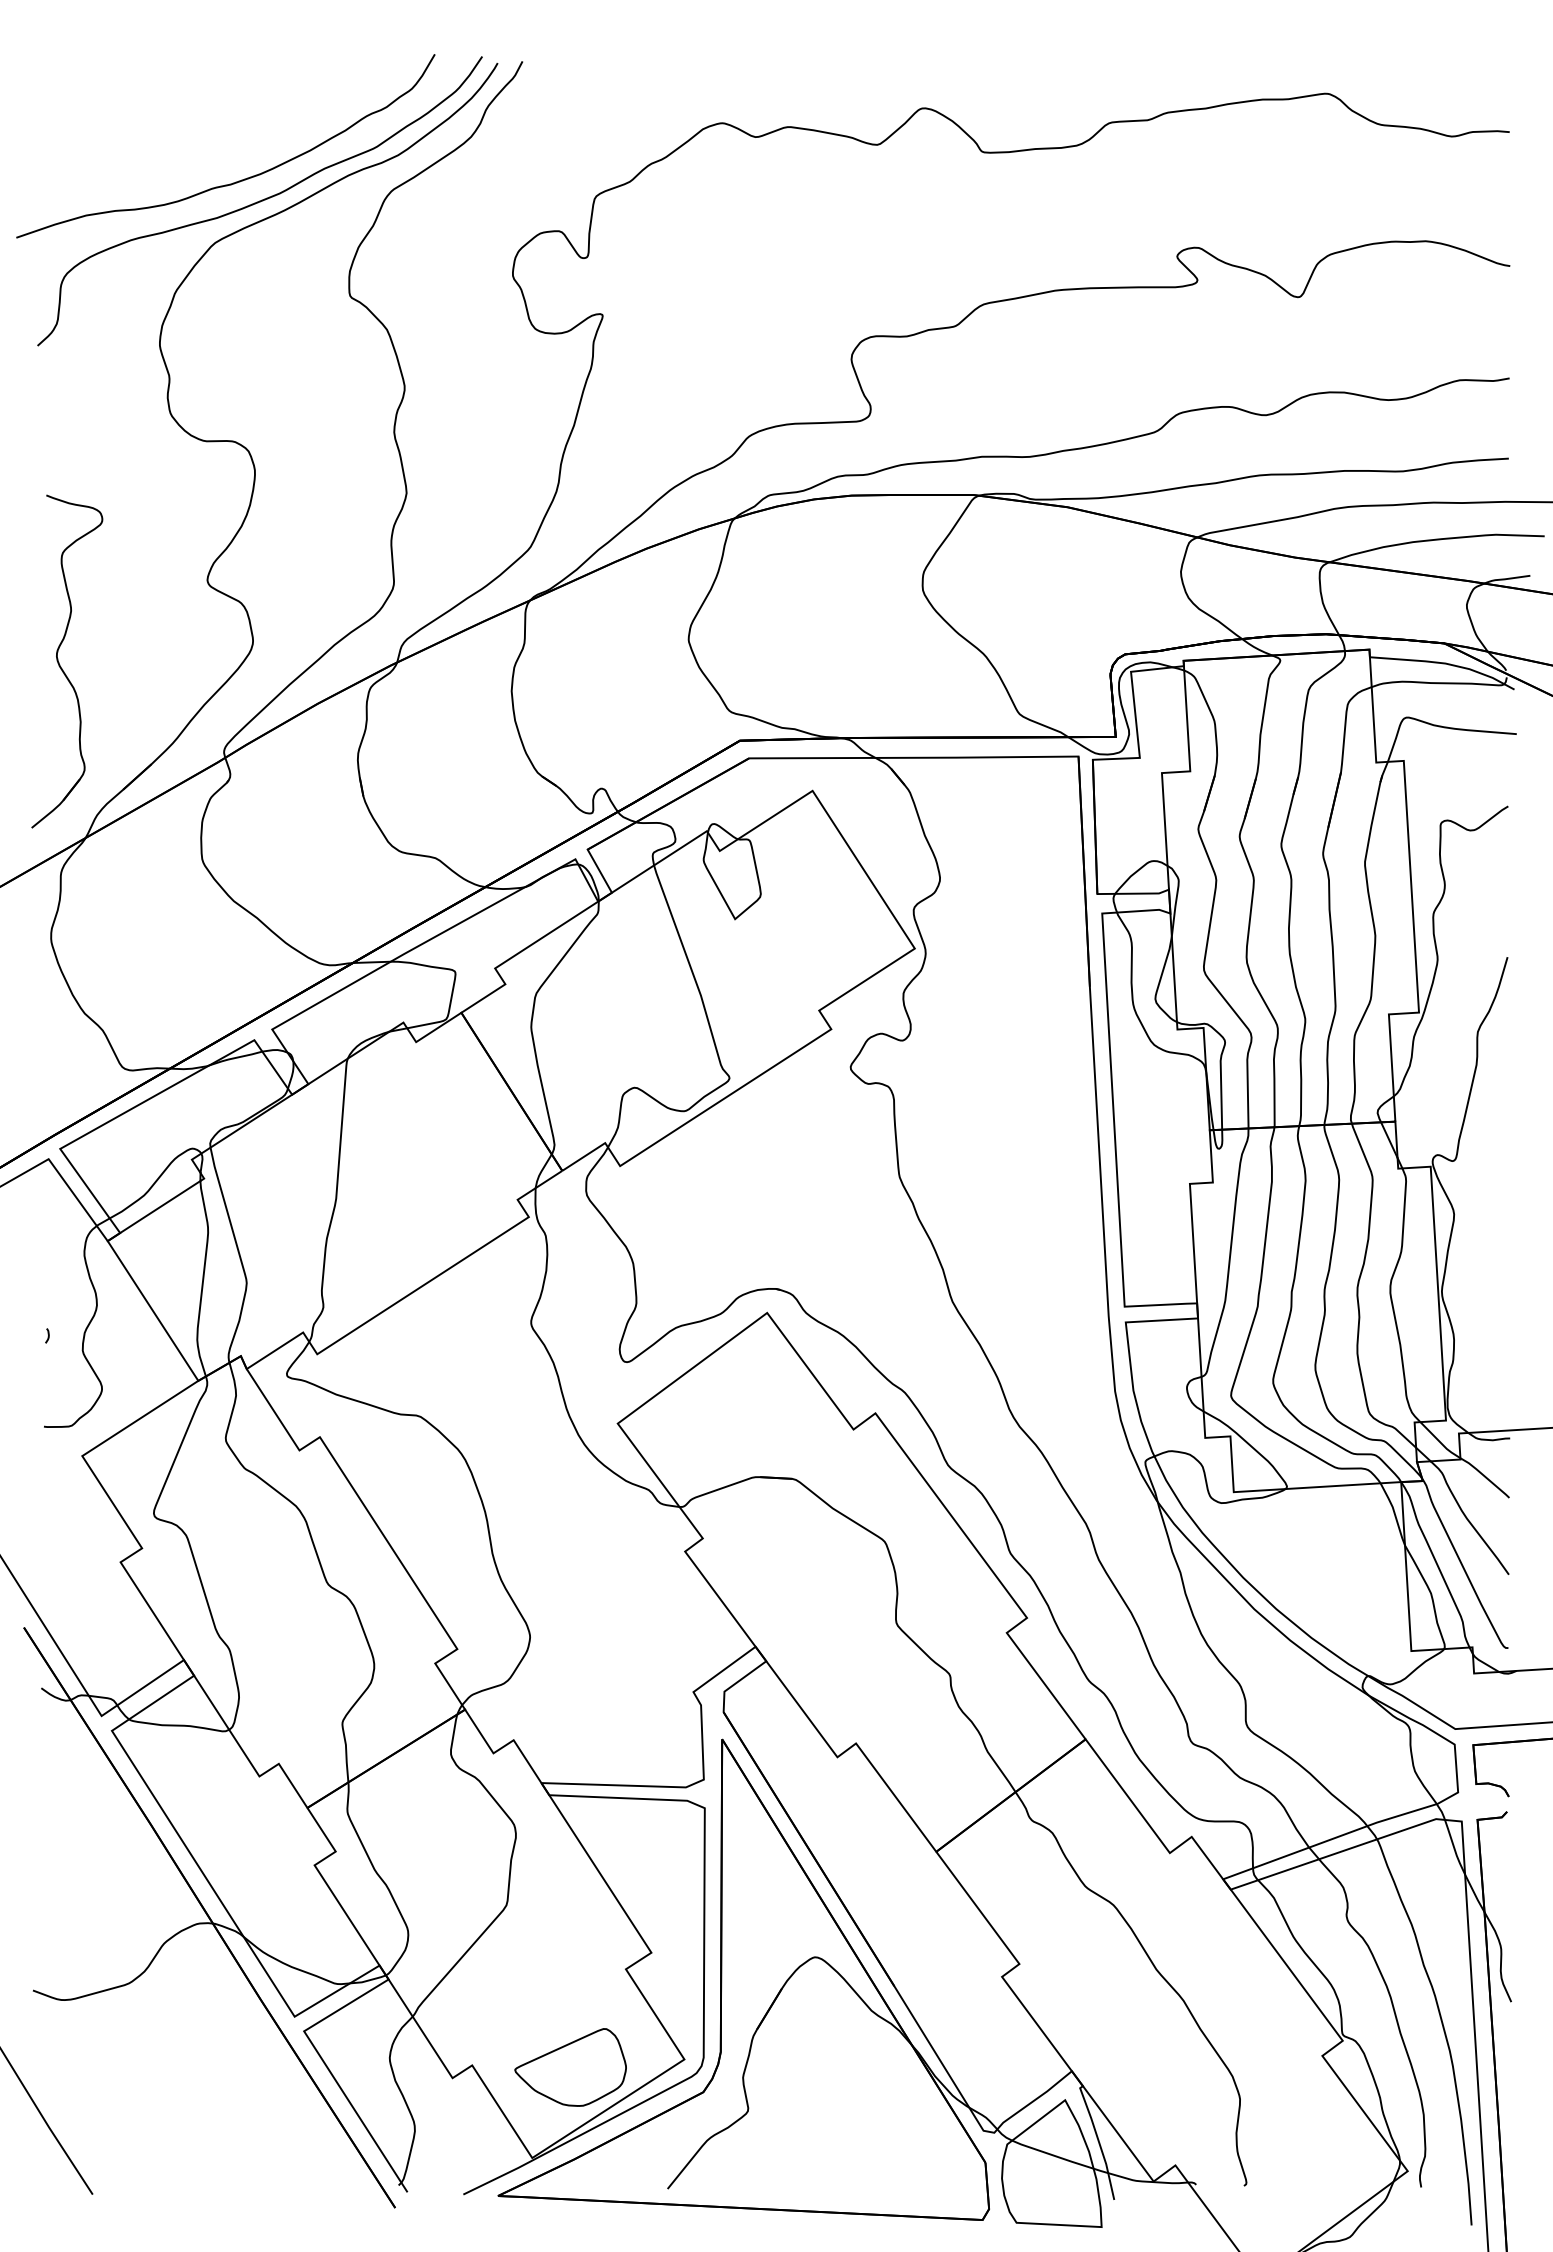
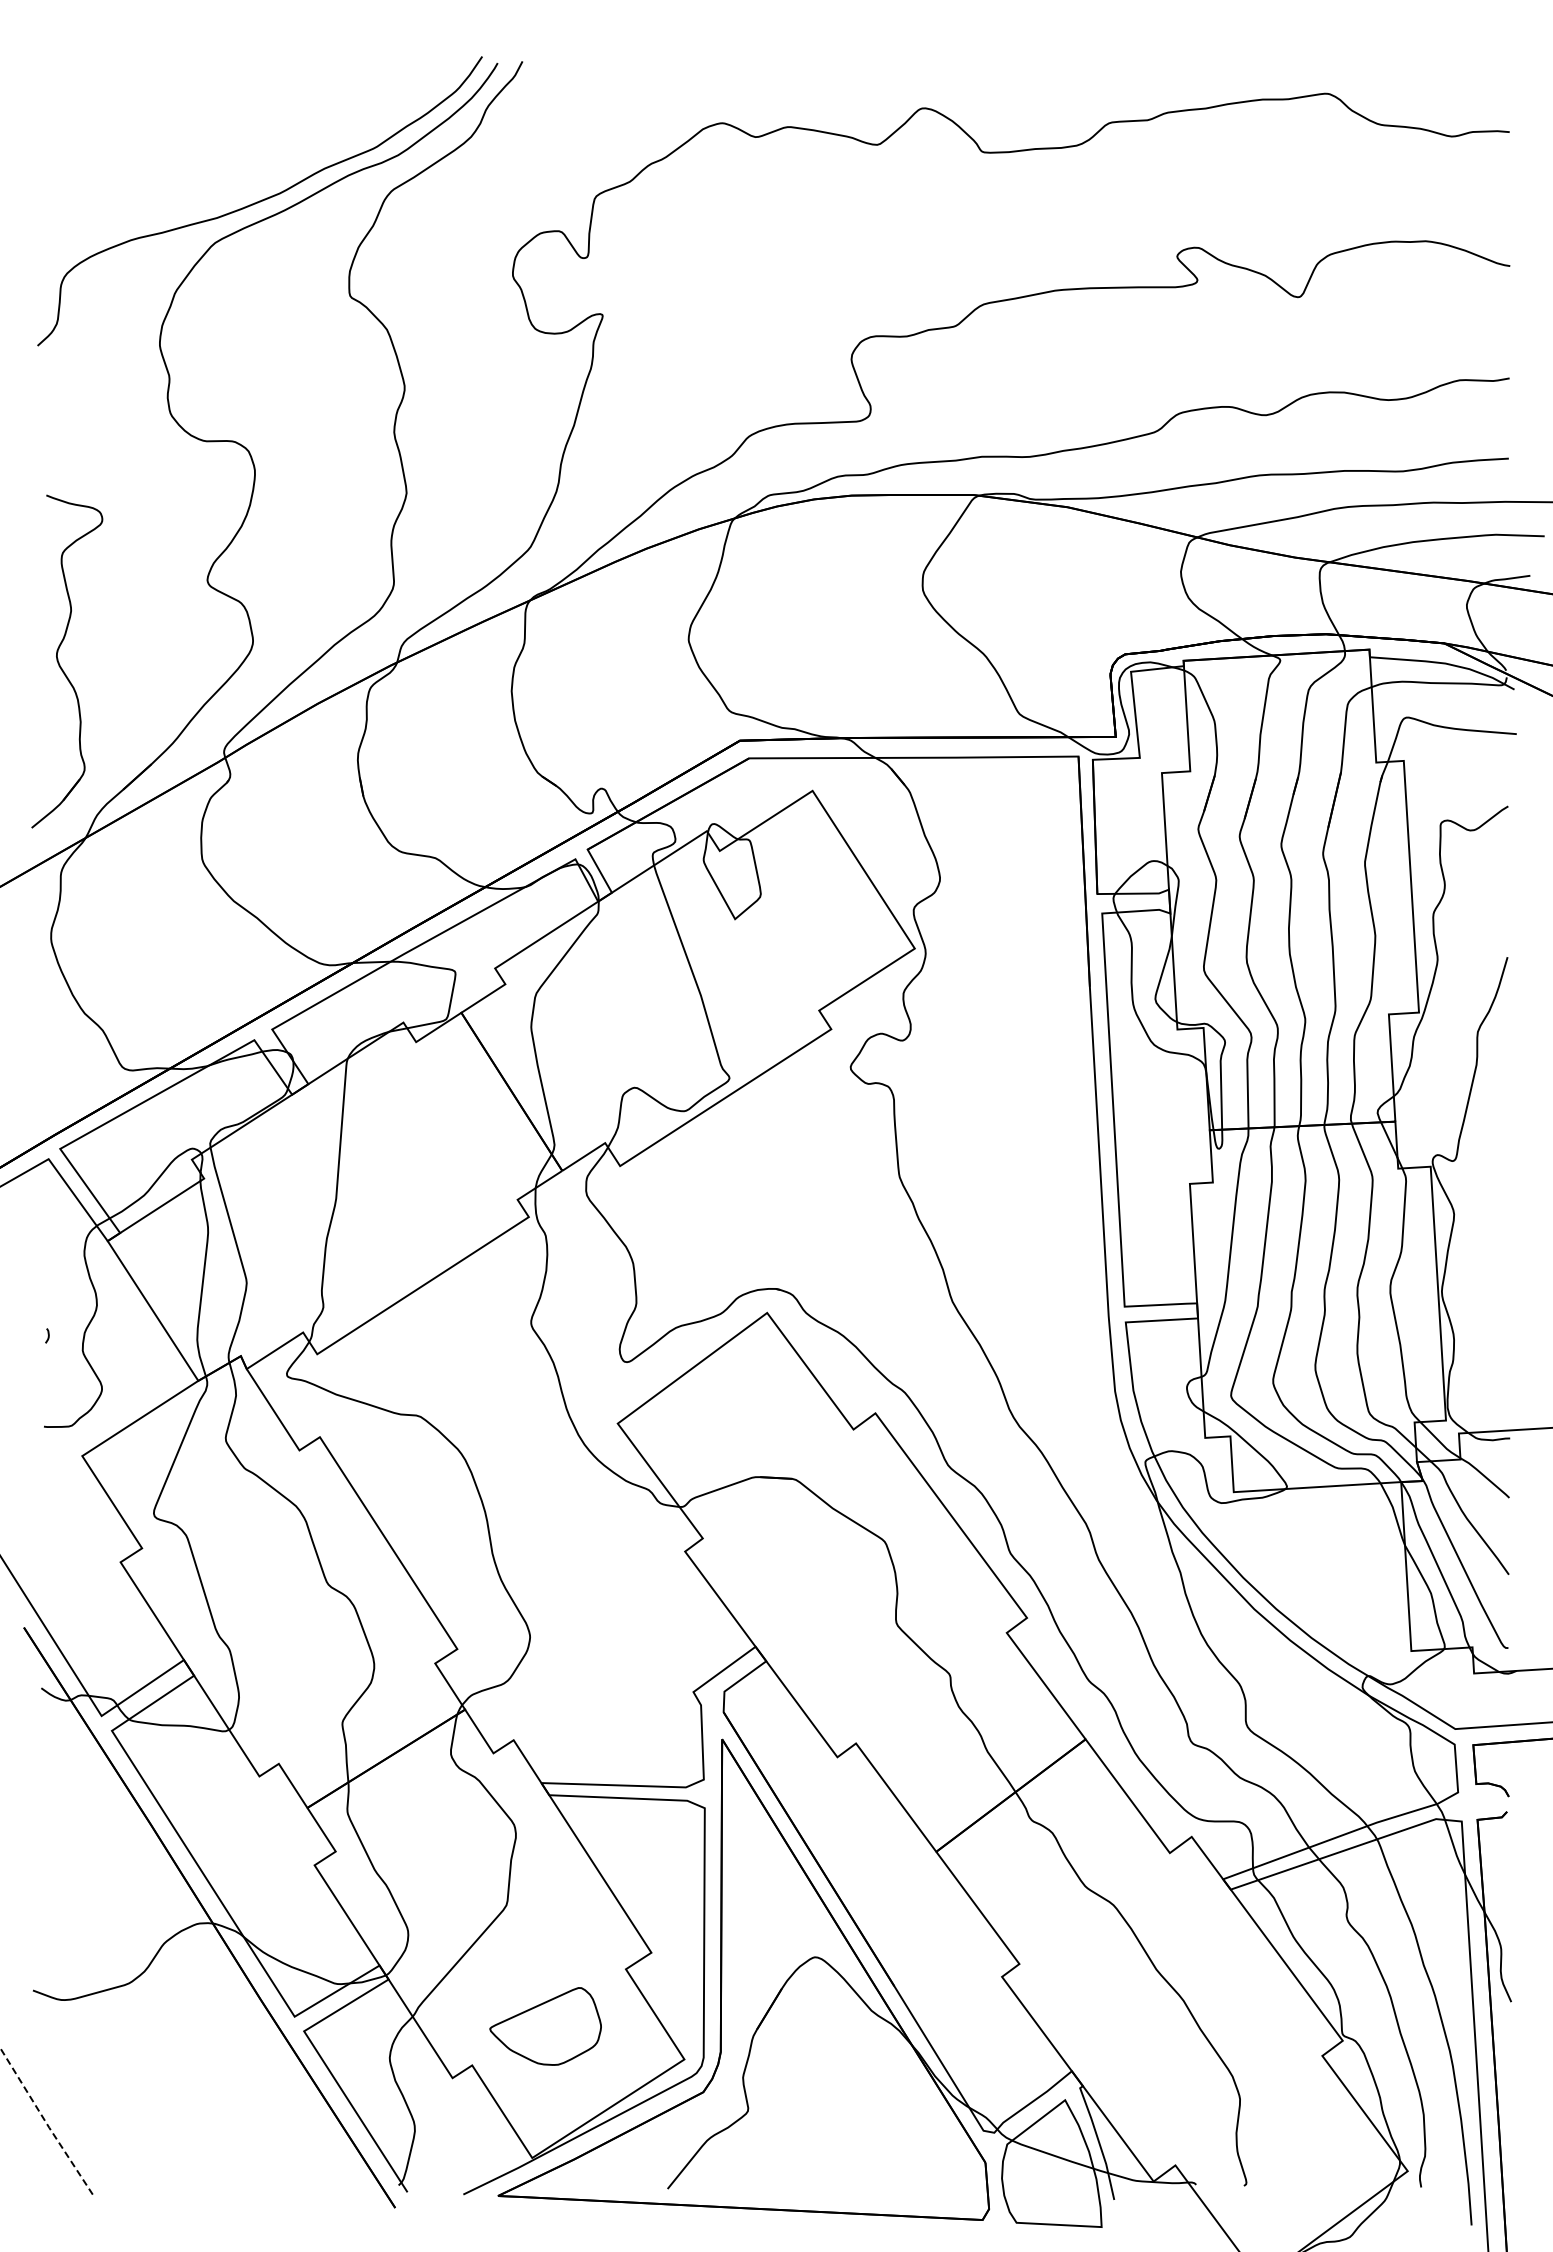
curve: present -> none (238, 180)
part position: (570, 2067) -> (545, 2026) (545, 2026)
line: solid -> dashed (45, 2121)
